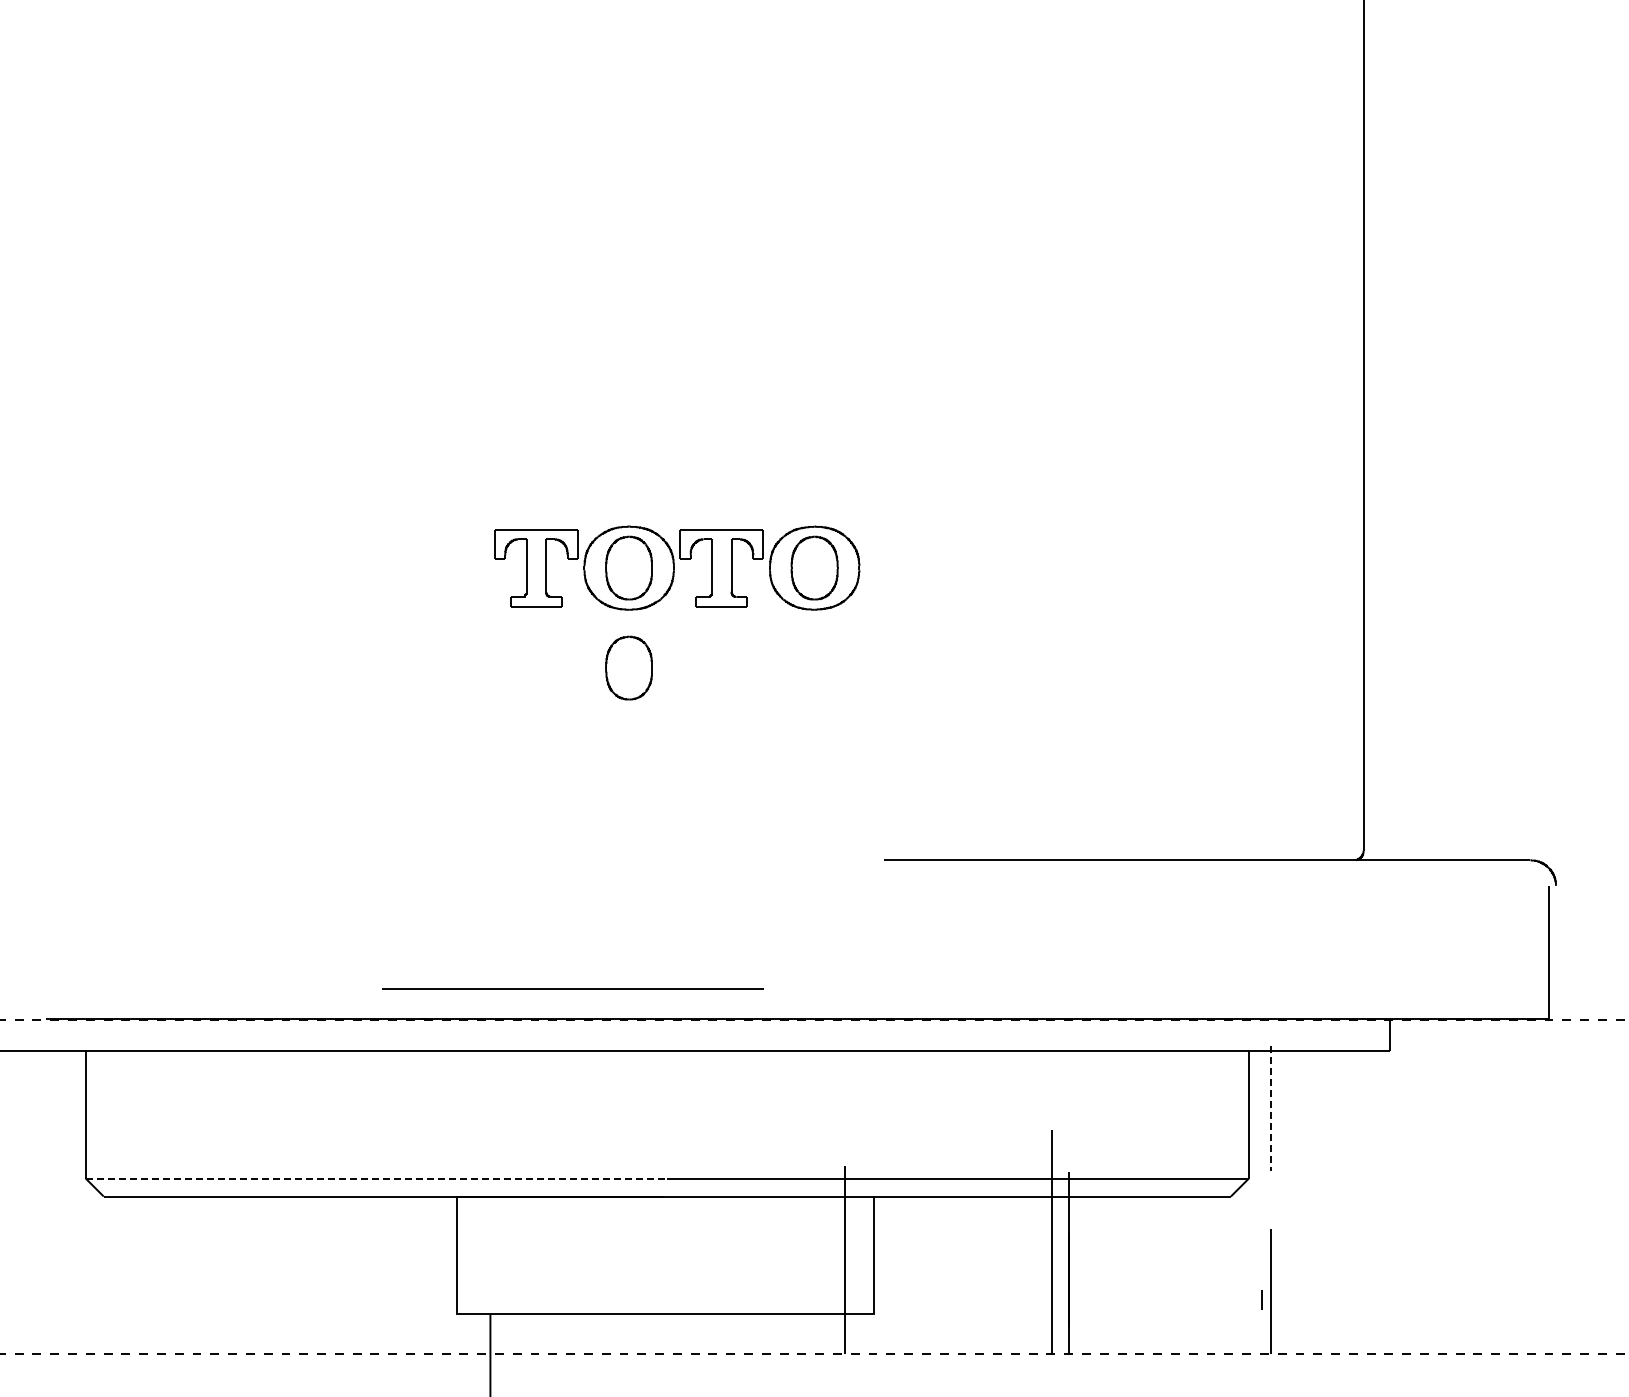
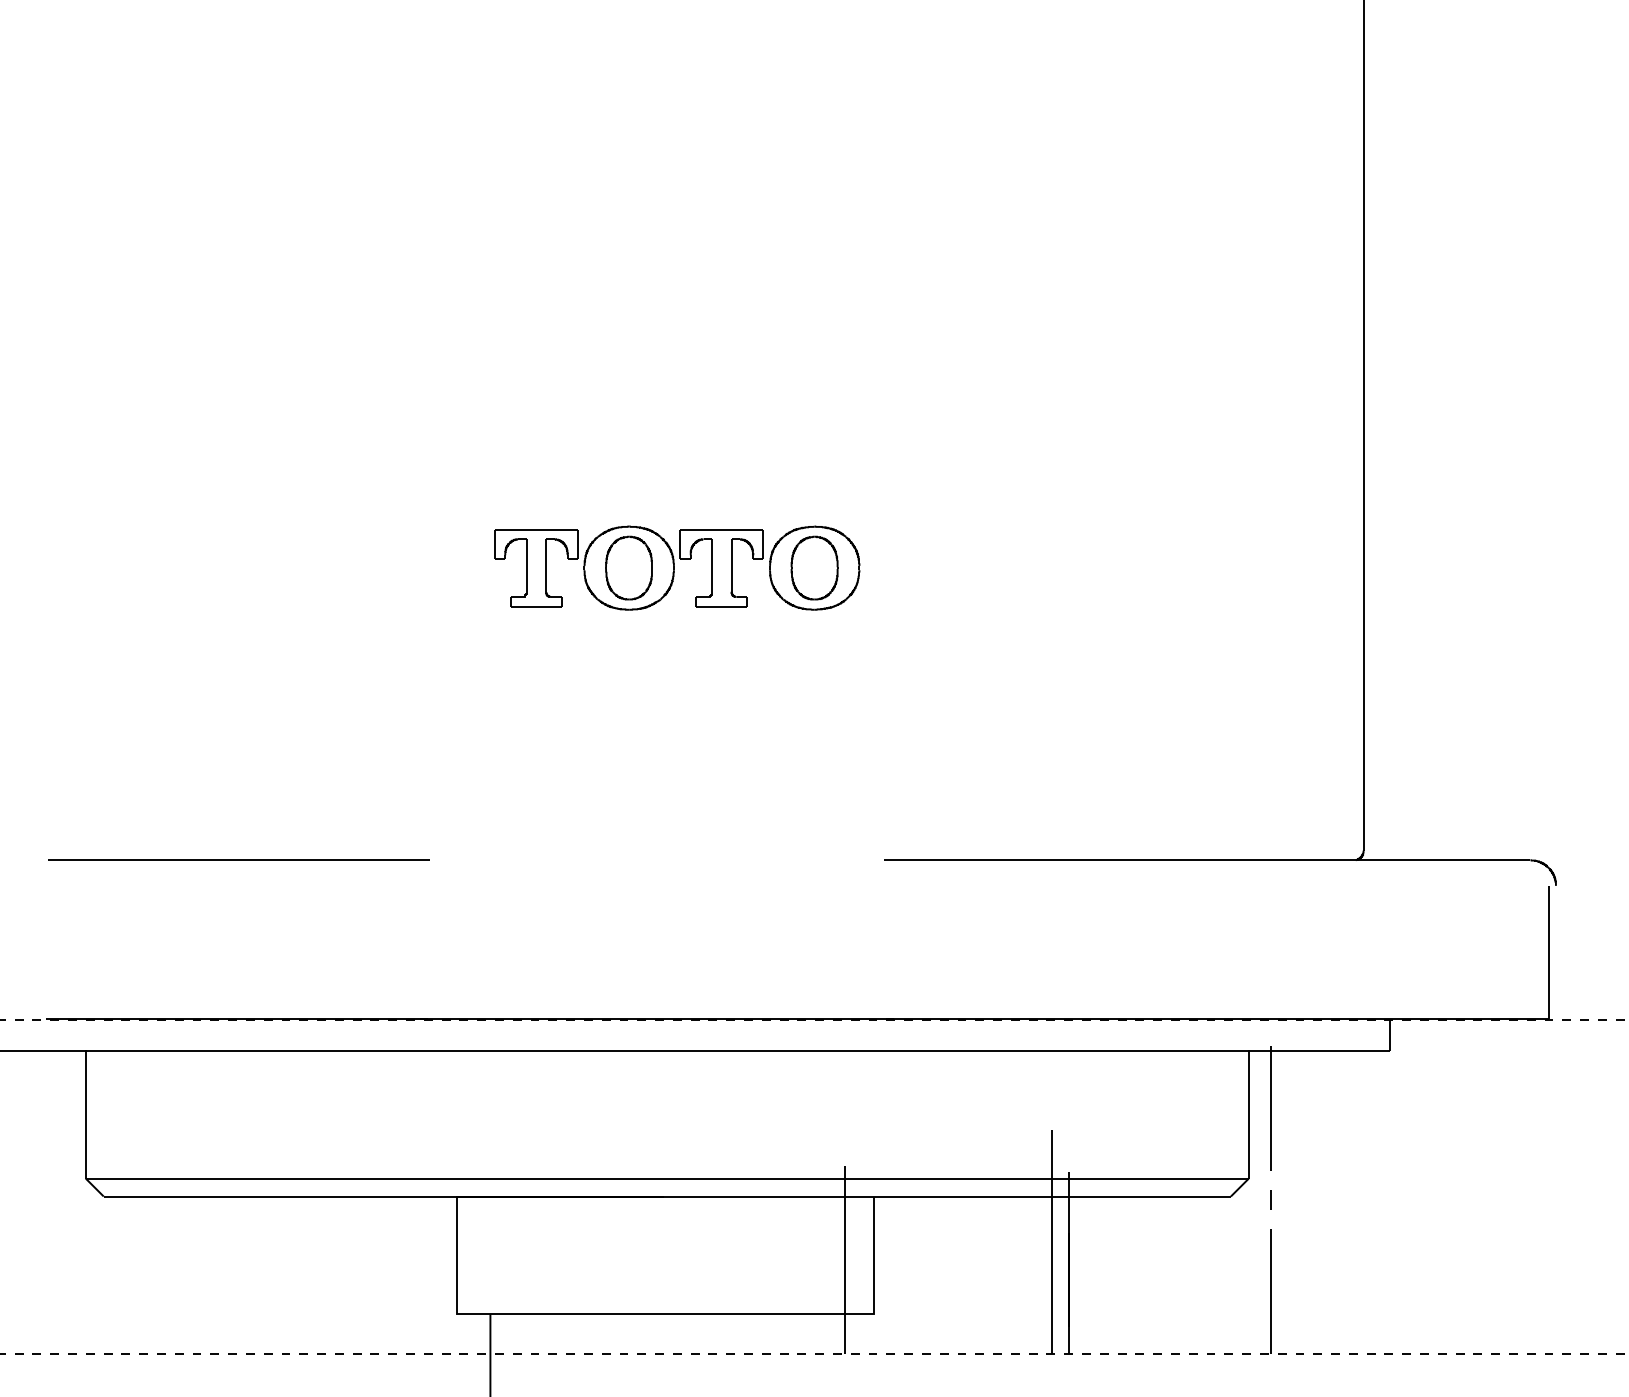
part: present -> none (628, 667)
line position: (572, 988) -> (238, 859) (238, 859)
line: dashed -> solid (1270, 1108)
line: dashed -> solid (376, 1178)
line position: (1261, 1299) -> (1270, 1199) (1270, 1199)
